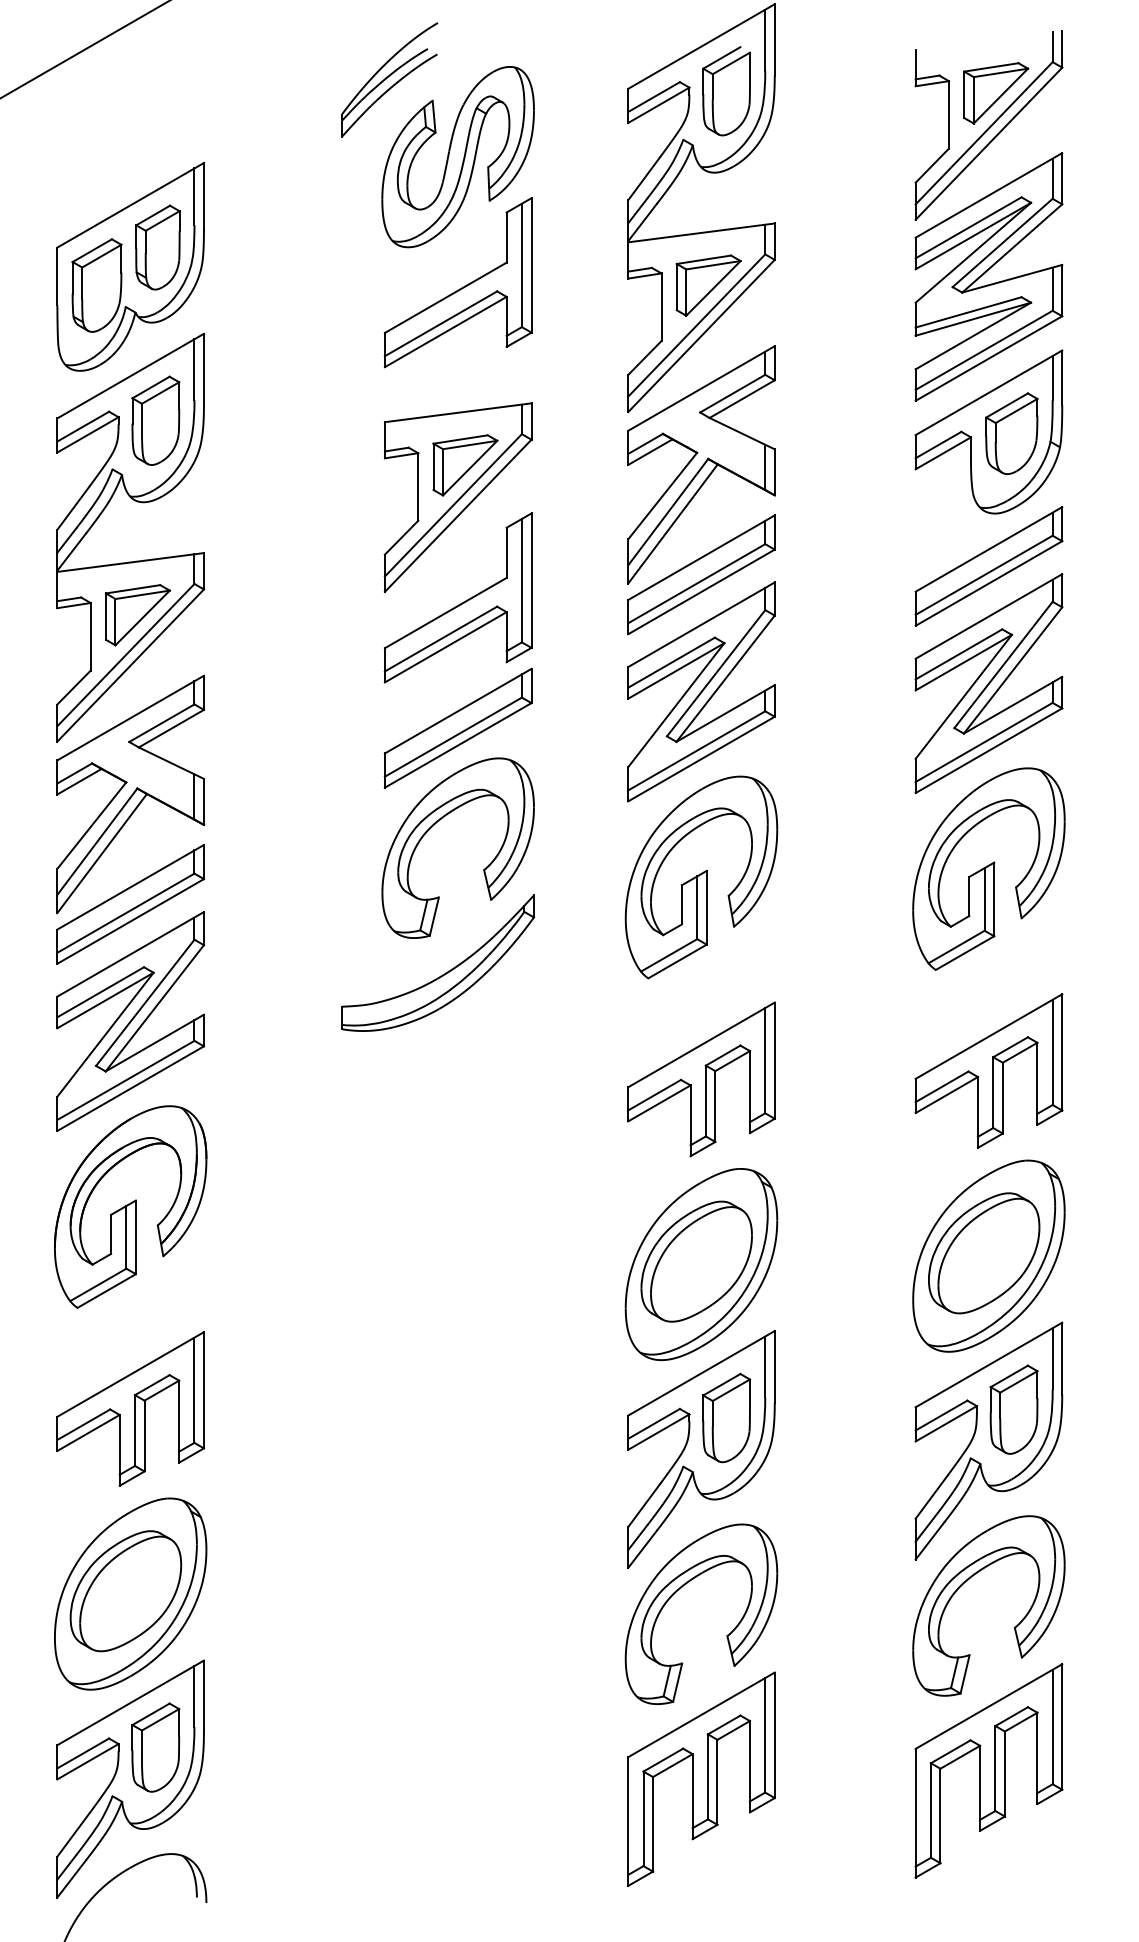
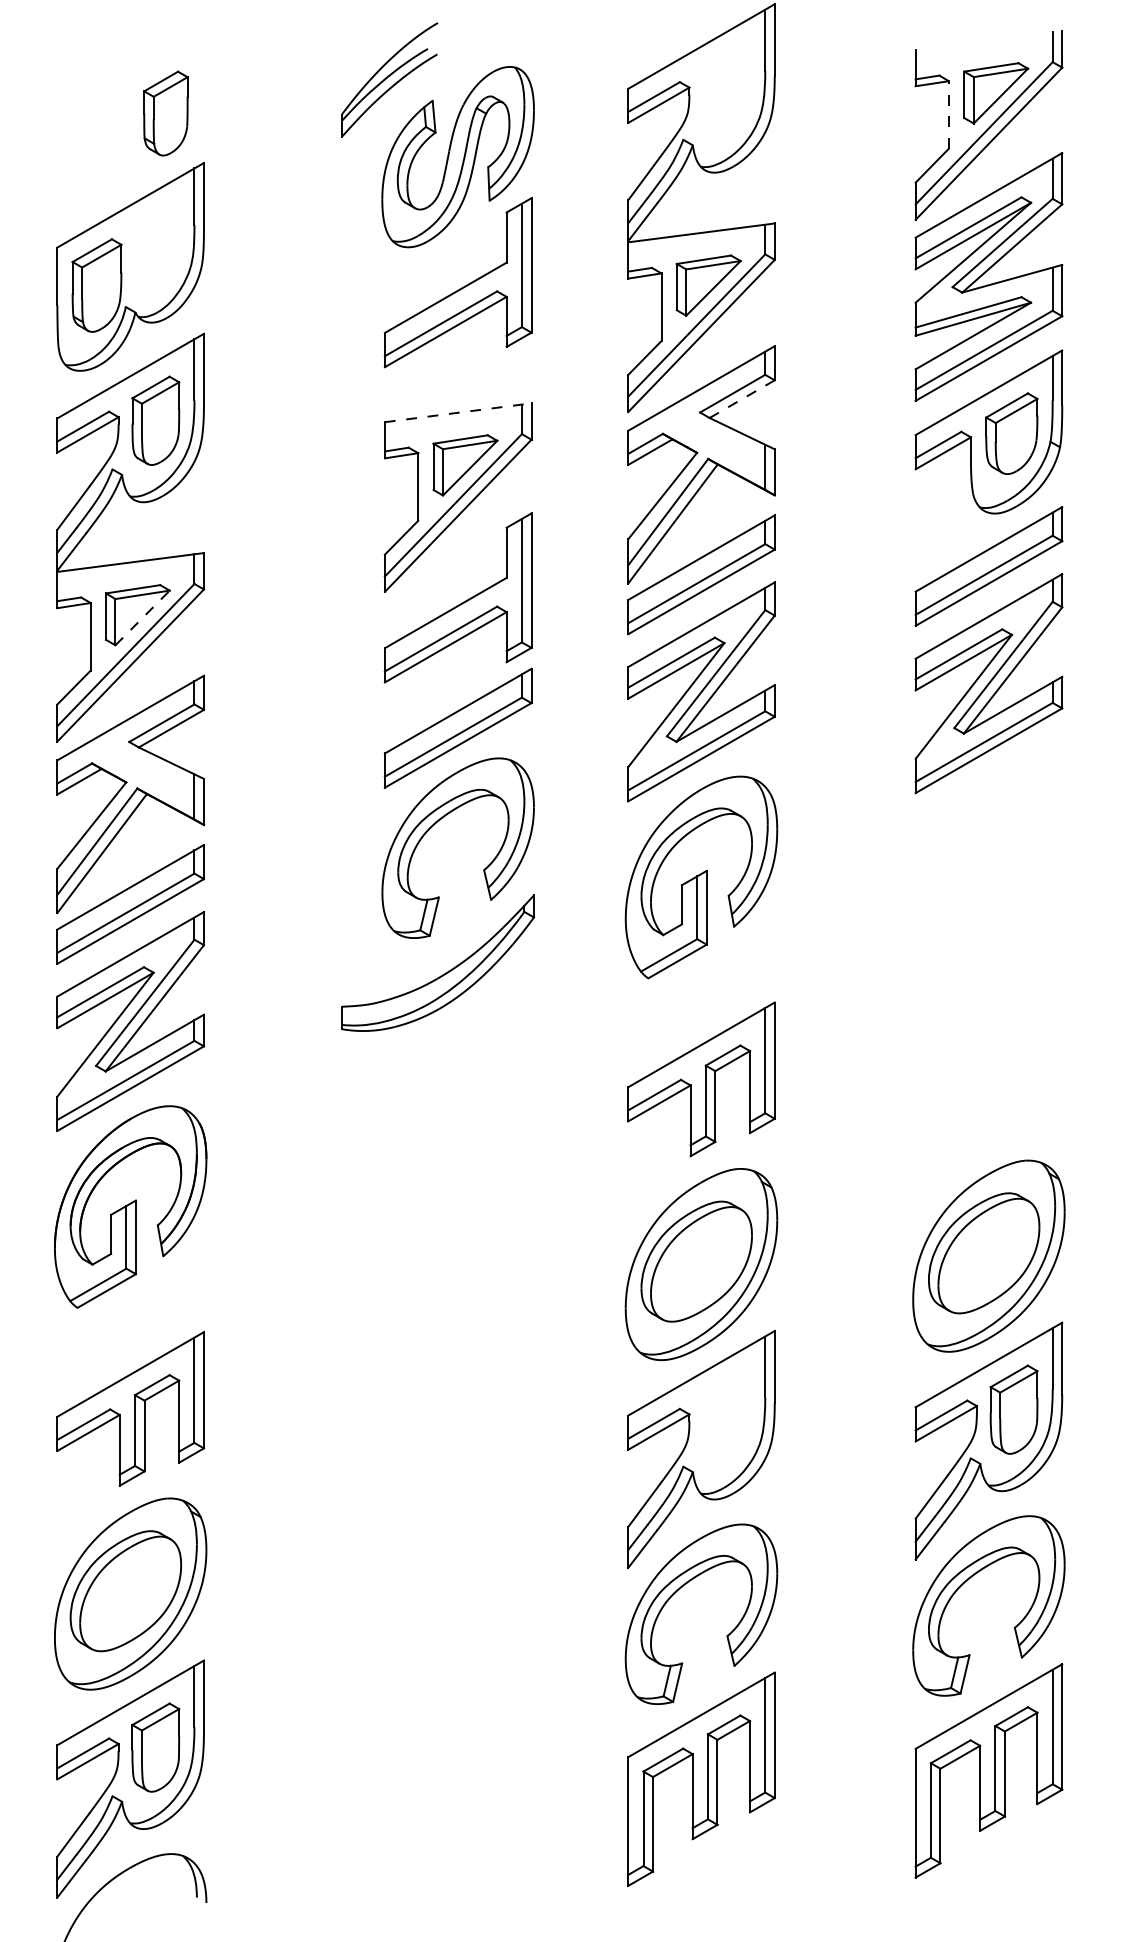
line: present -> none (84, 49)
part: present -> none (726, 91)
line: solid -> dashed (948, 114)
part position: (157, 247) -> (165, 113) (165, 113)
line: solid -> dashed (742, 399)
line: solid -> dashed (458, 412)
line: solid -> dashed (142, 617)
part: present -> none (988, 868)
part: present -> none (988, 1070)
part: present -> none (726, 1417)
